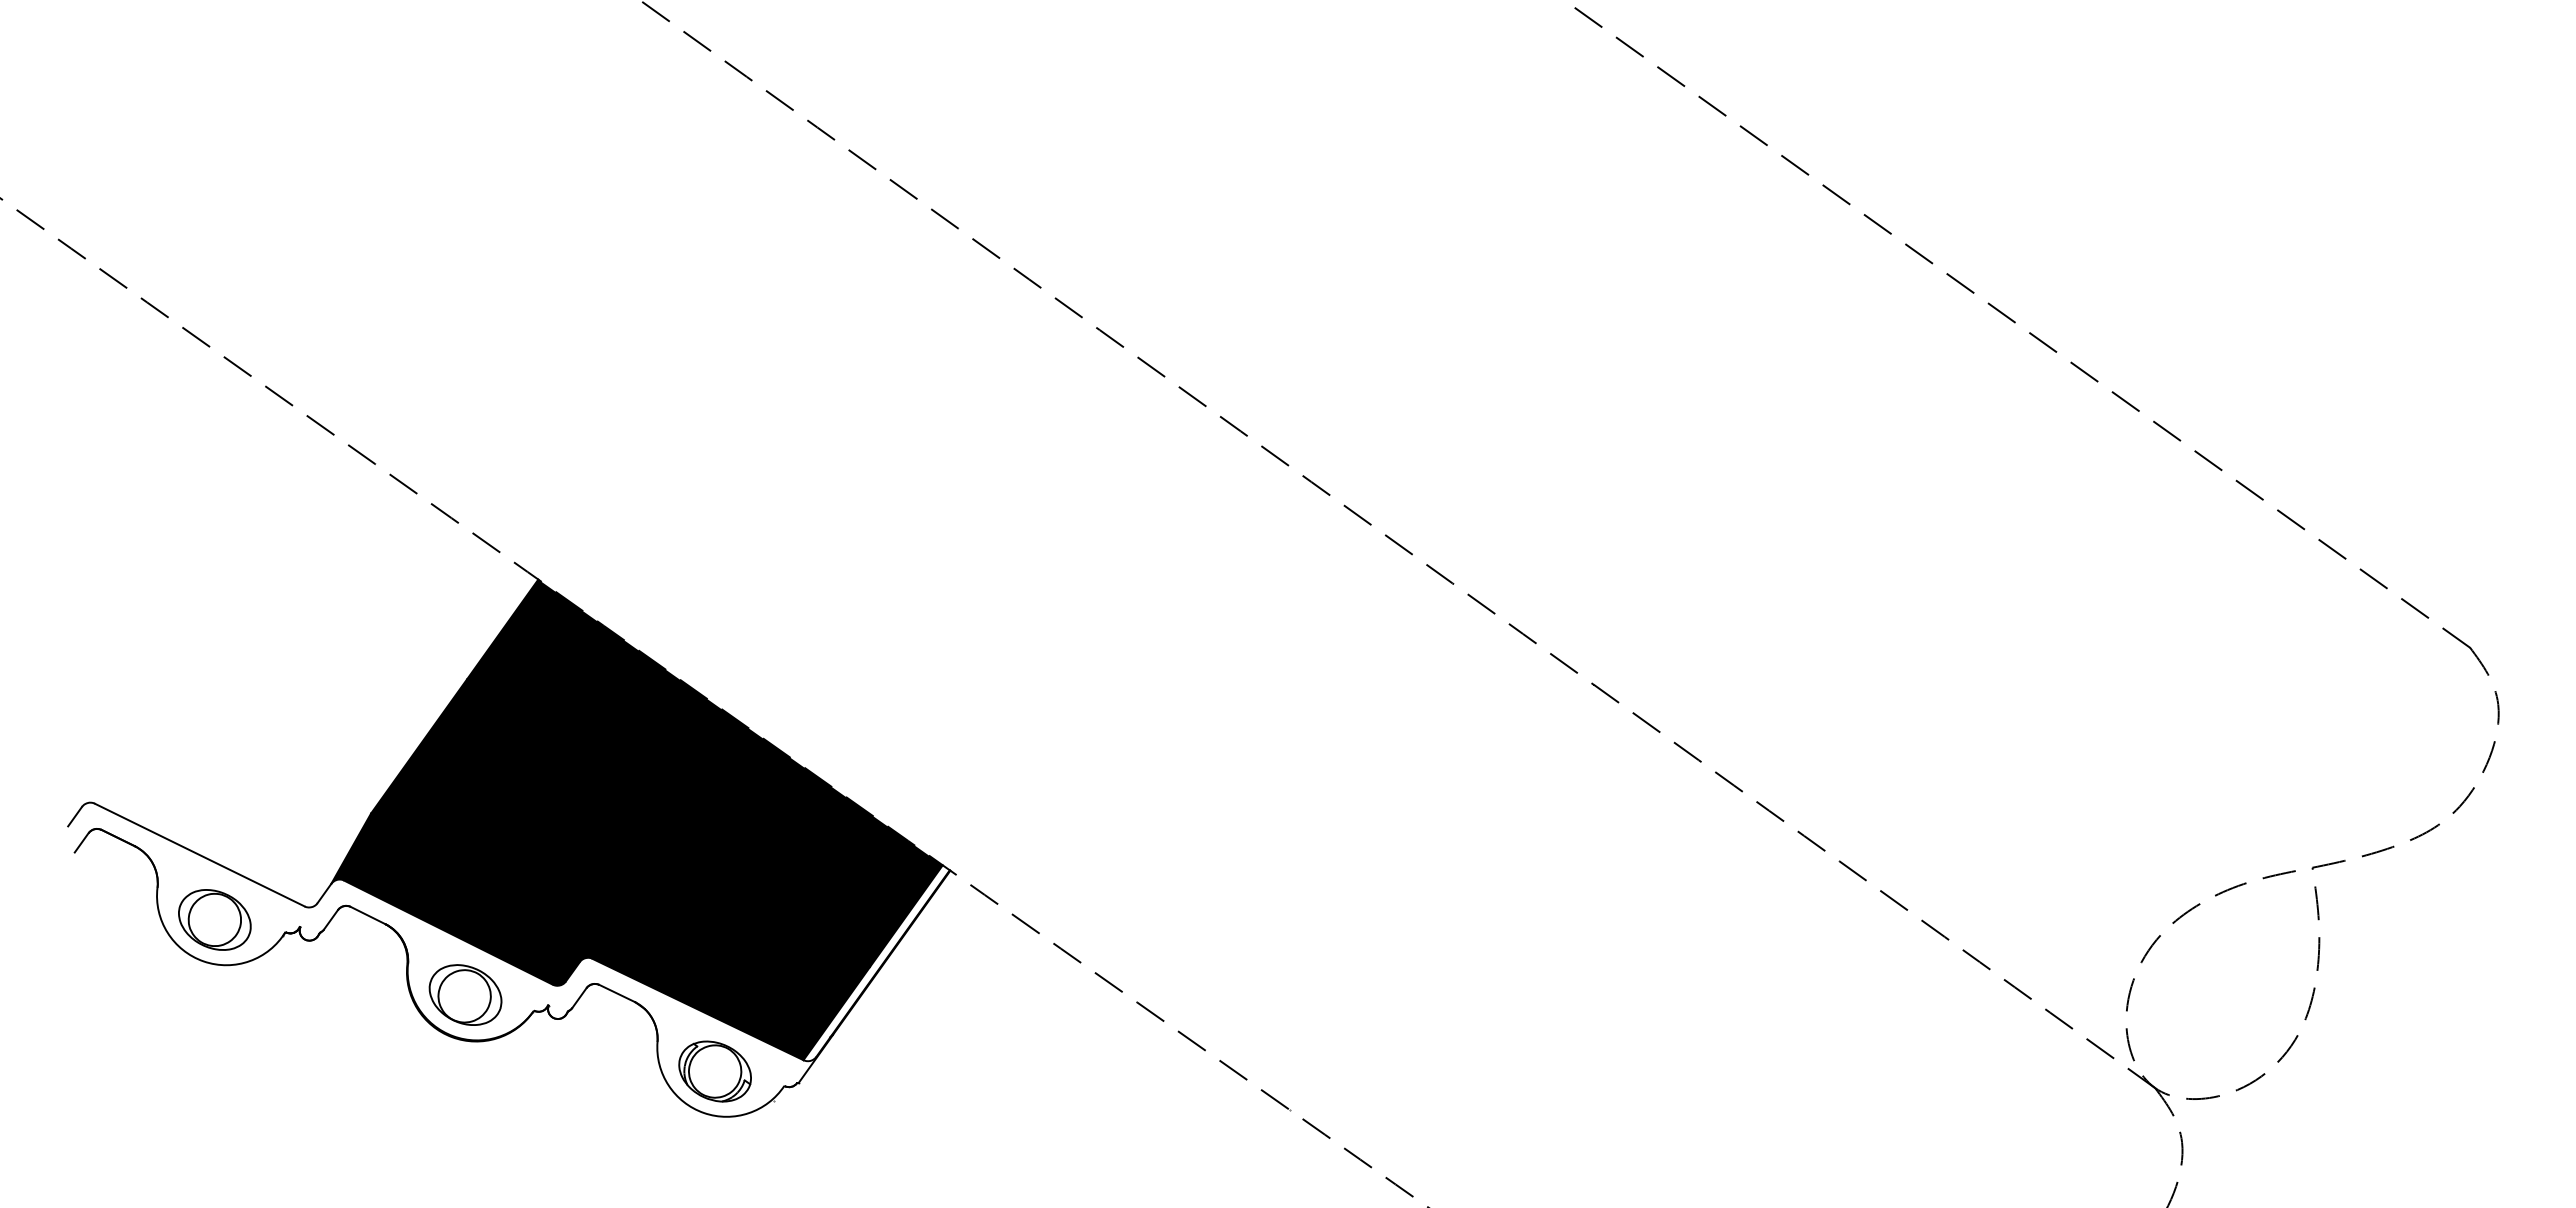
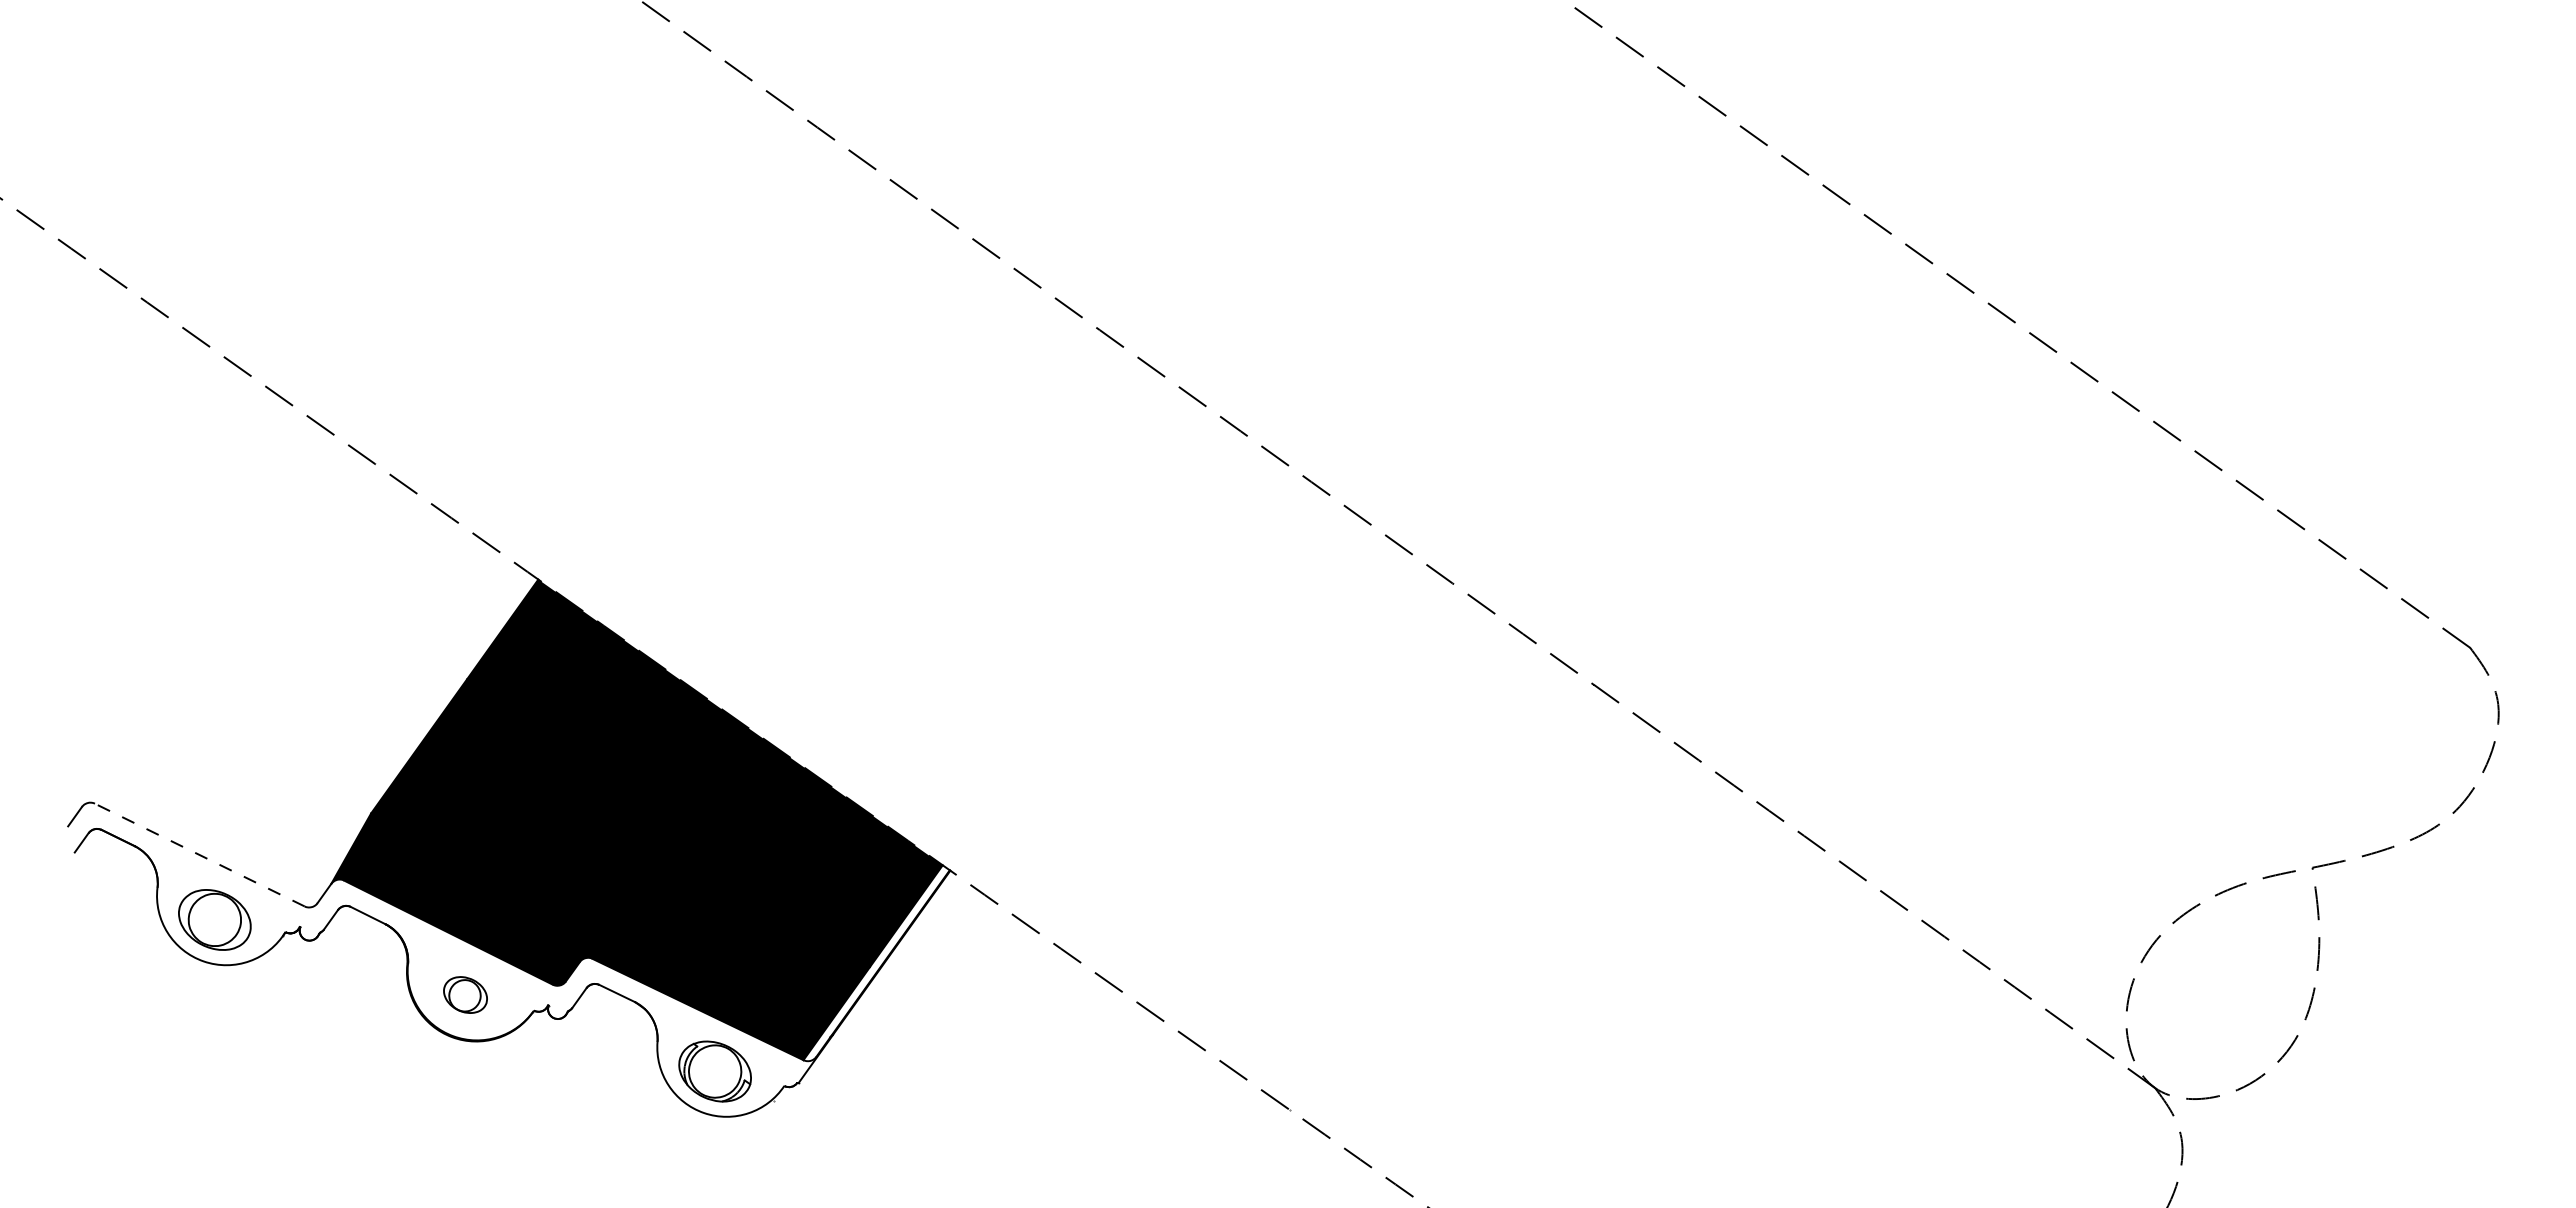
line: solid -> dashed (199, 855)
part size: 75x62 px -> 45x38 px (465, 994)
